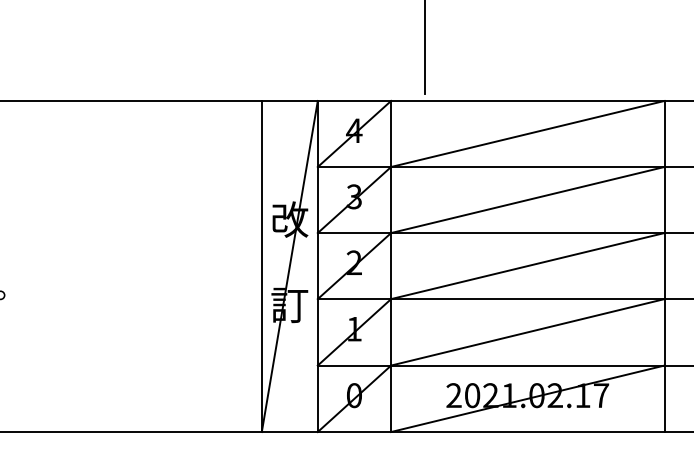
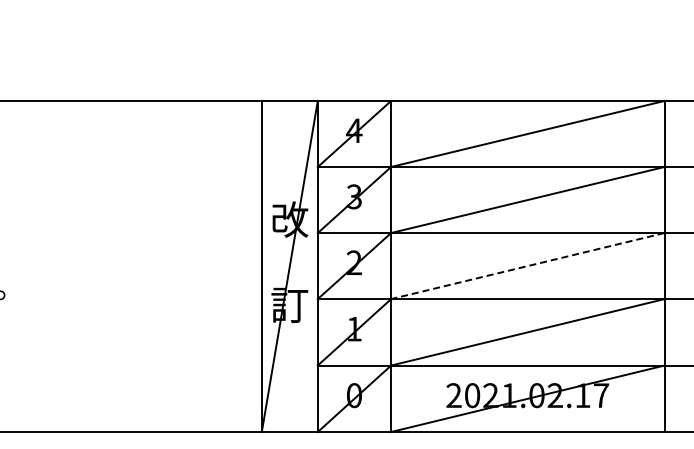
line: present -> none (424, 47)
line: solid -> dashed (527, 266)
